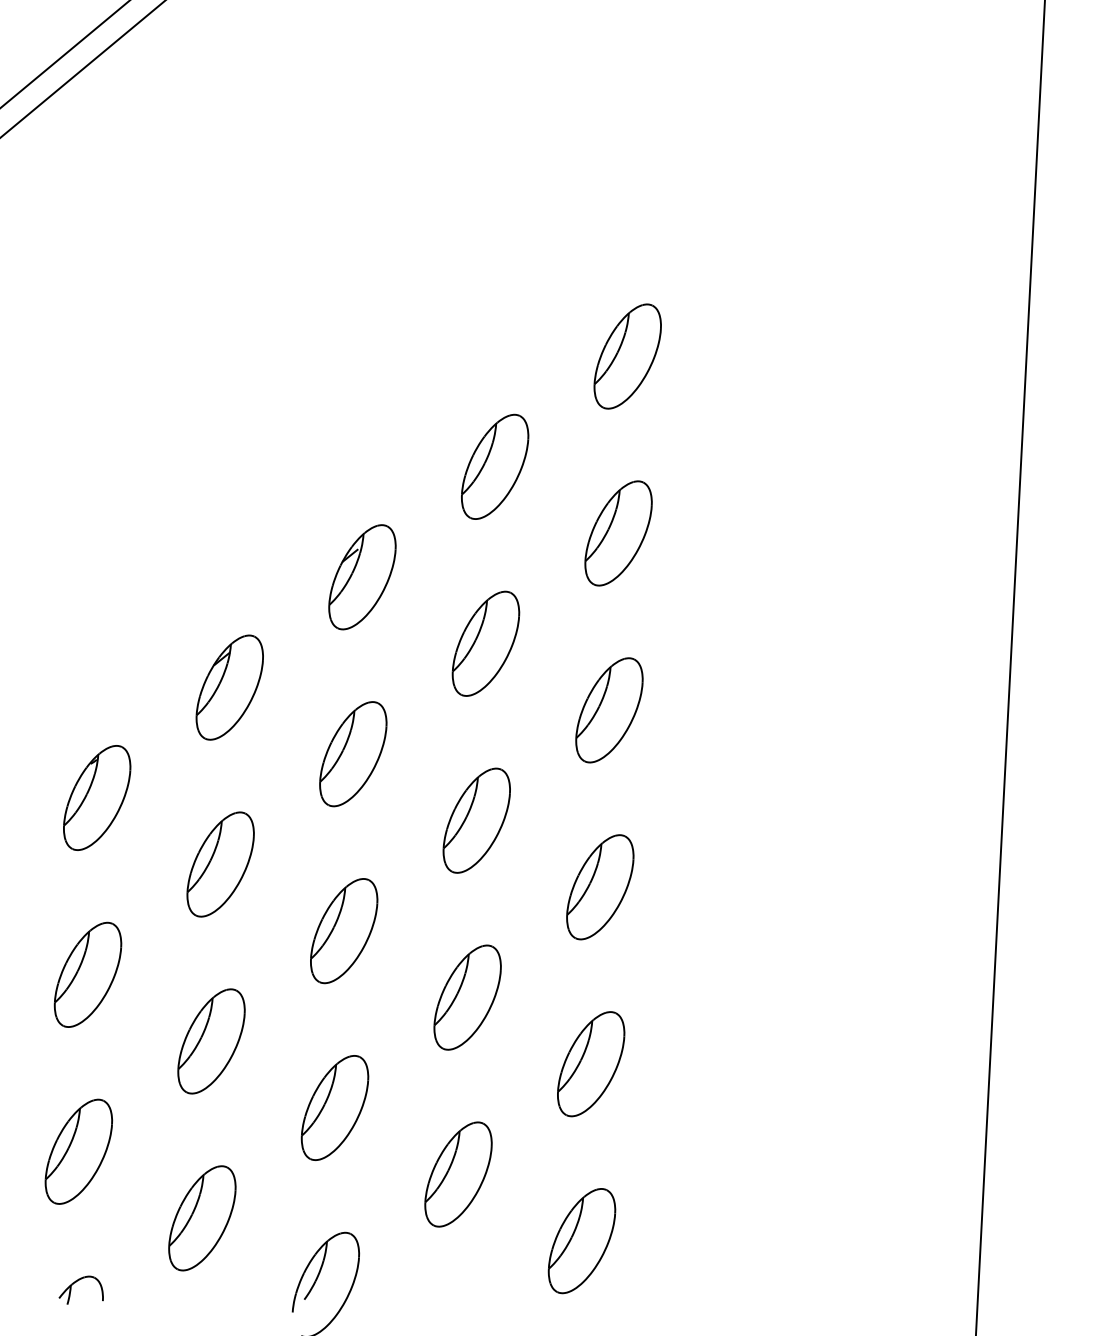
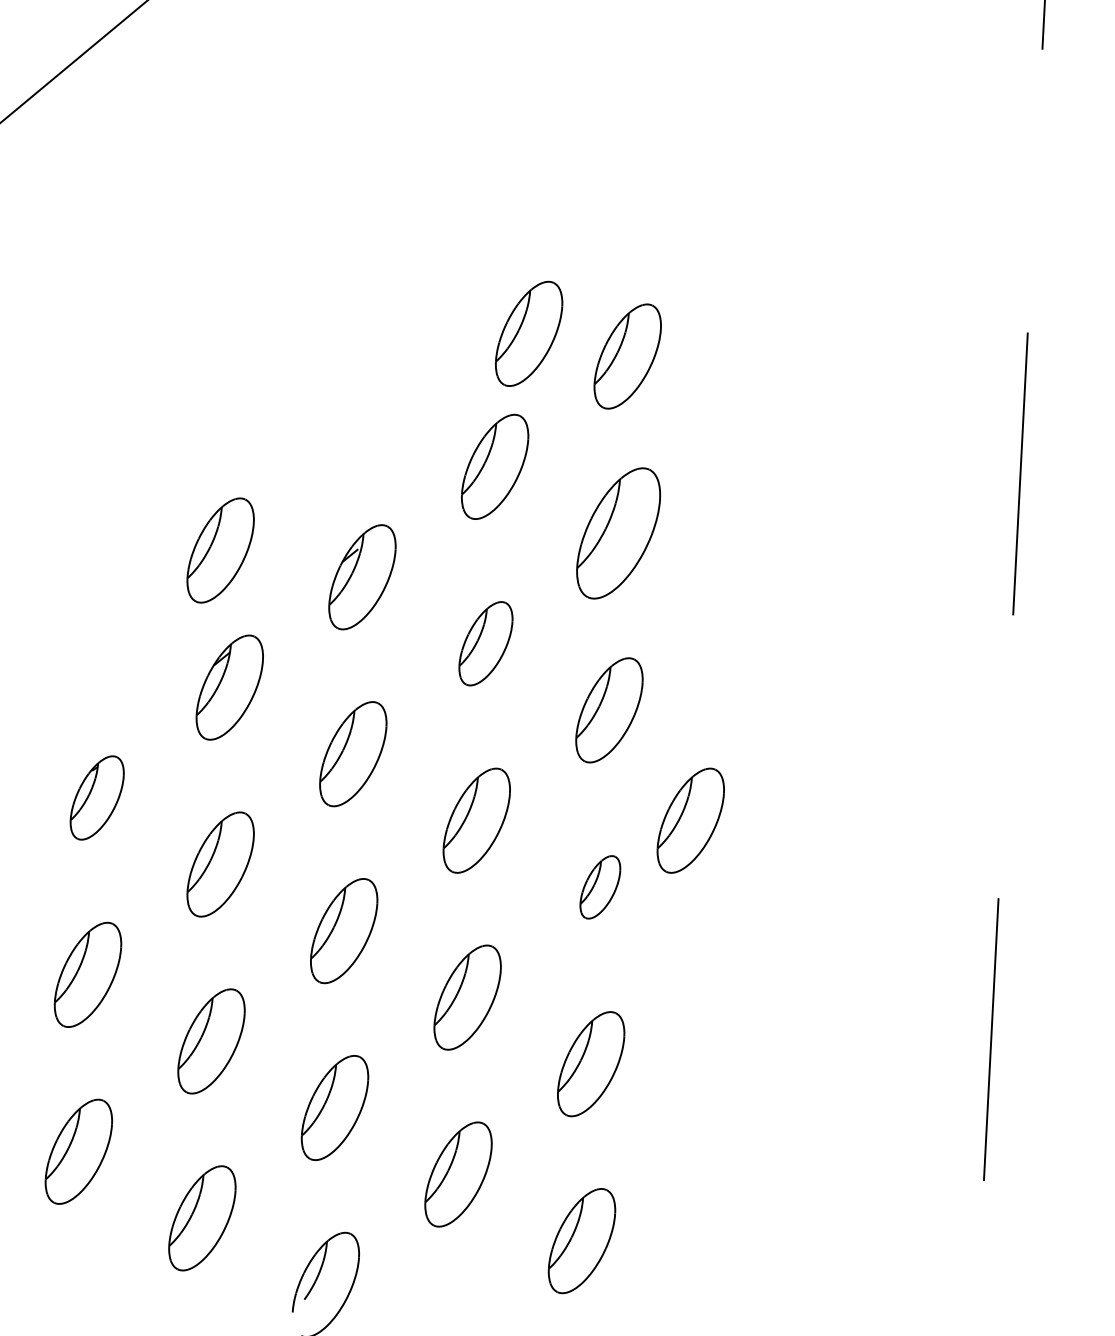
line position: (64, 54) -> (73, 61) (73, 61)
line: present -> none (82, 68)
part: none -> present (529, 333)
part size: 69x107 px -> 86x133 px (618, 533)
part: none -> present (220, 550)
part size: 70x107 px -> 56x86 px (485, 643)
line: solid -> dashed (1010, 667)
part size: 69x106 px -> 56x86 px (96, 797)
part: none -> present (690, 820)
part size: 69x107 px -> 43x65 px (600, 887)
part: present -> none (76, 1282)
